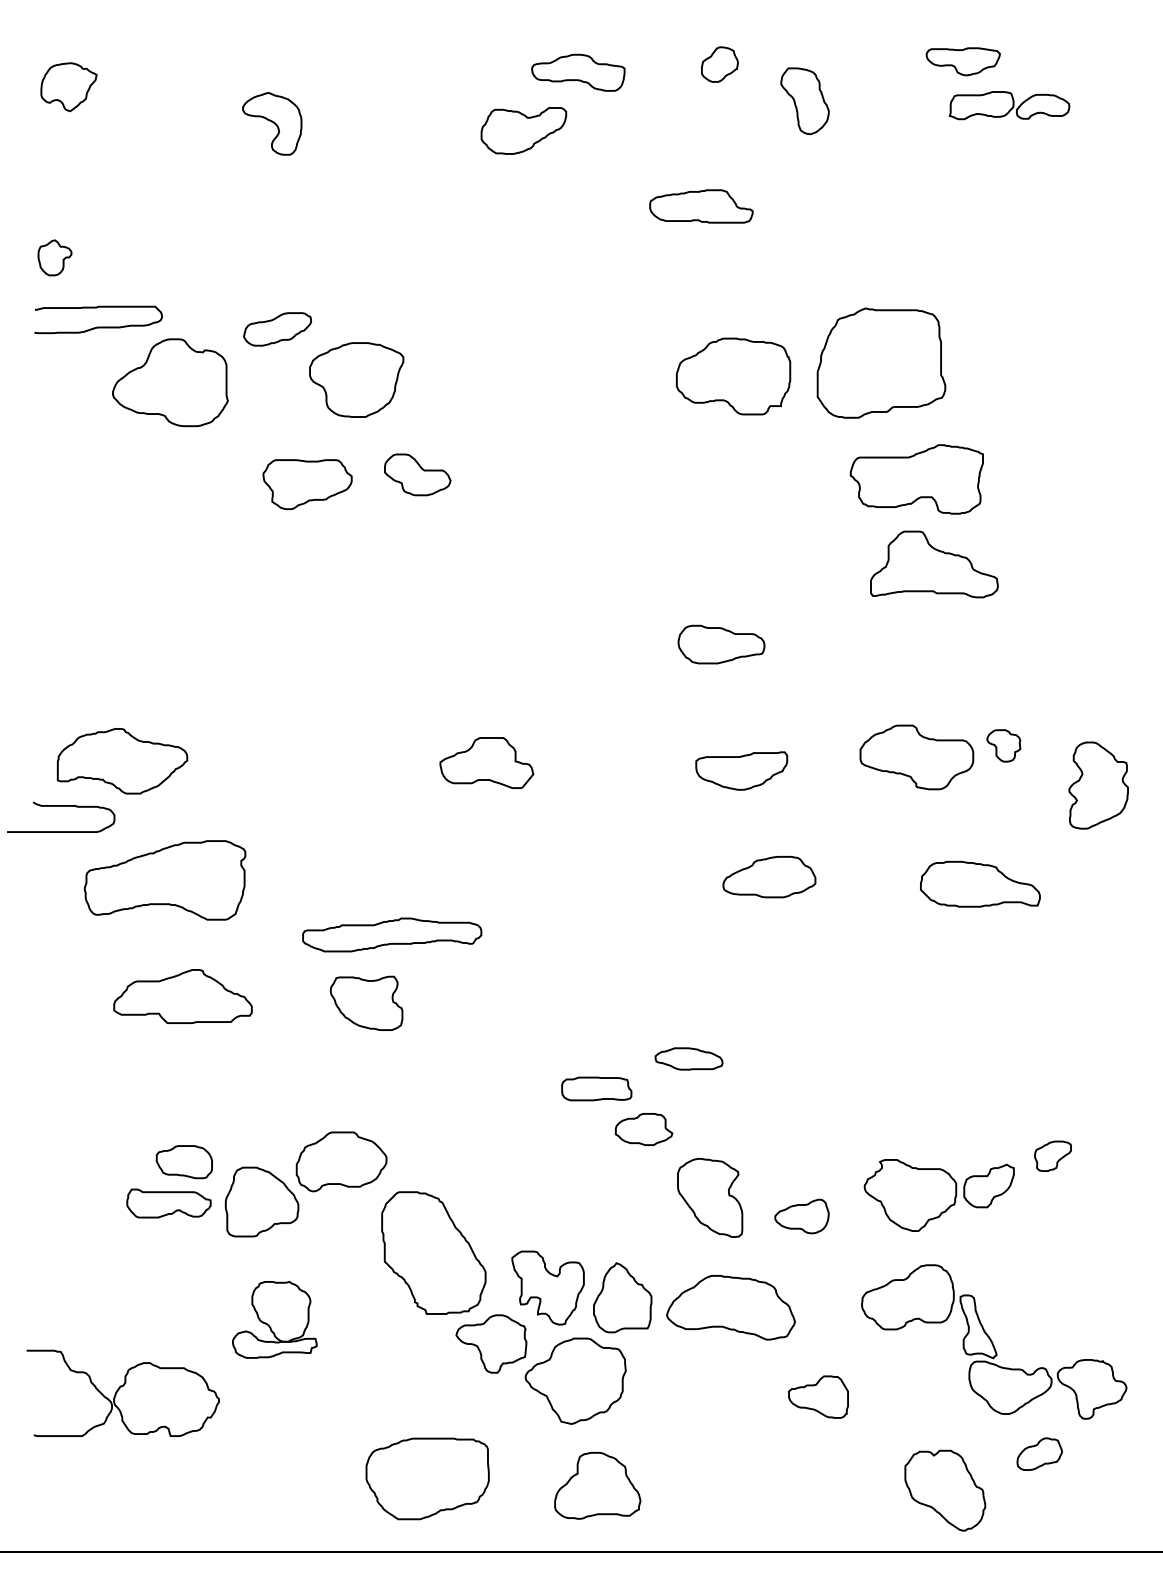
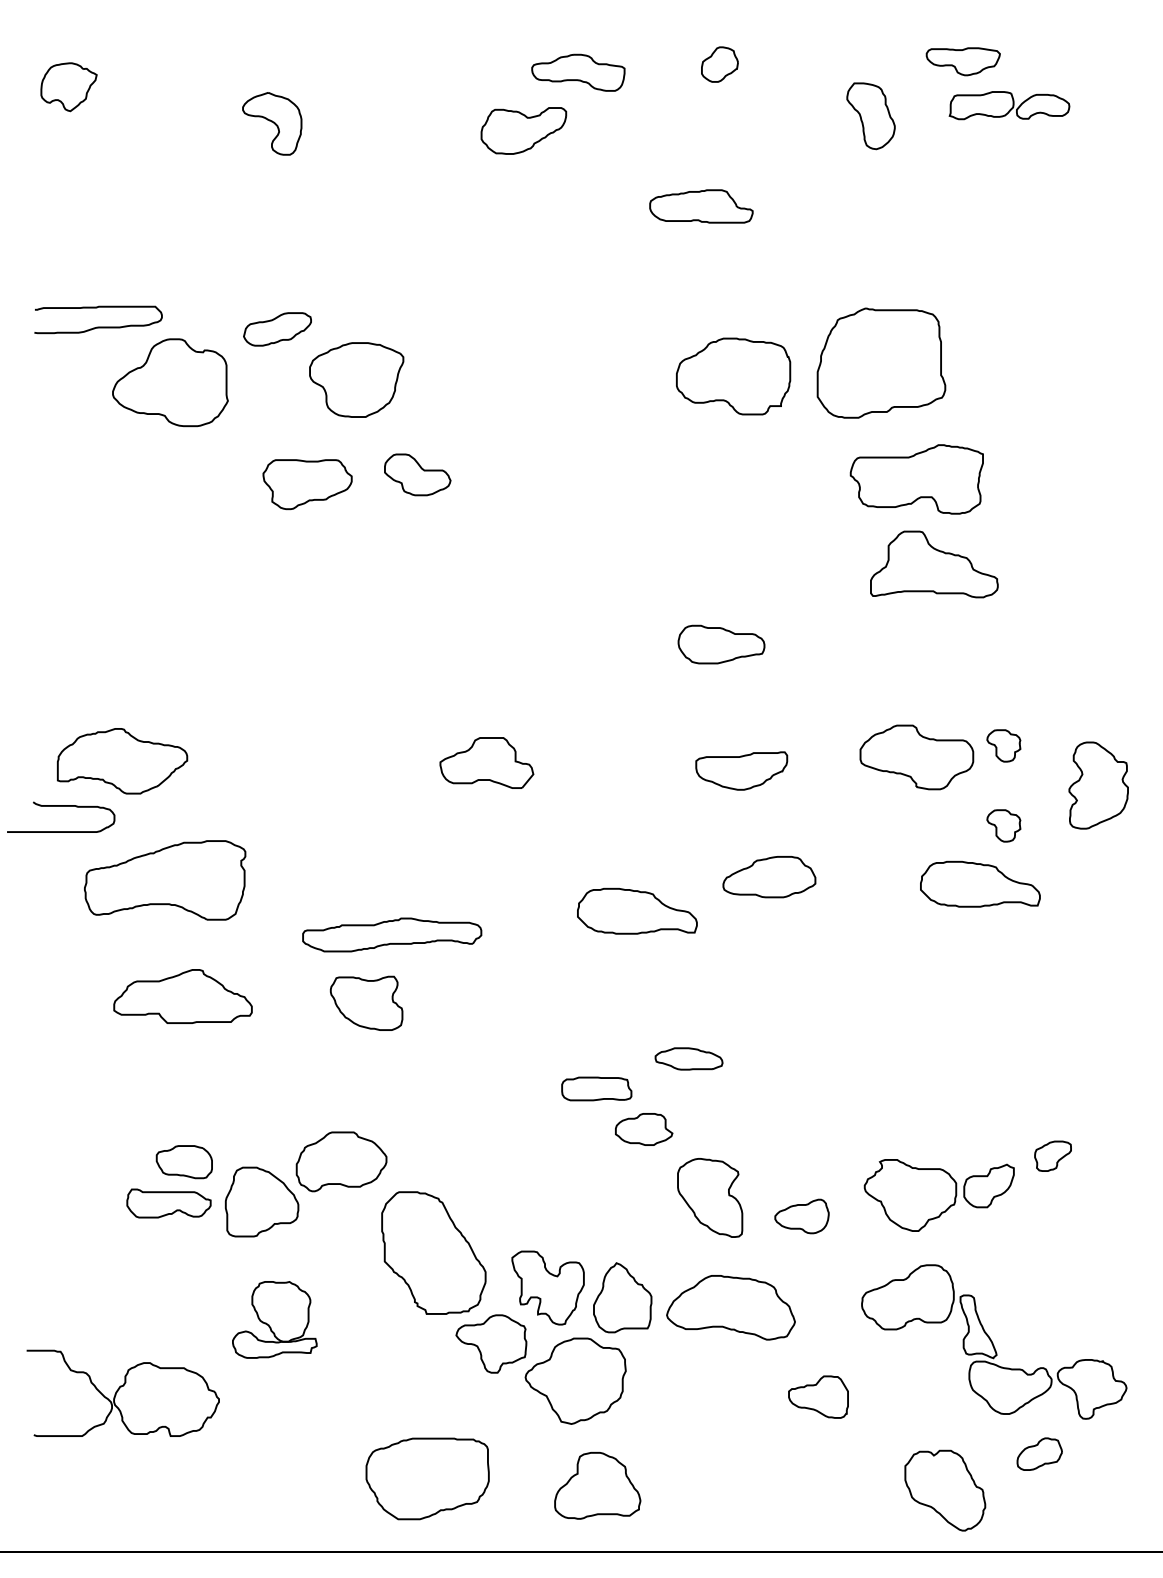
part position: (804, 101) -> (870, 116) (870, 116)
part: present -> none (54, 257)
part: none -> present (1003, 825)
part: none -> present (637, 910)
